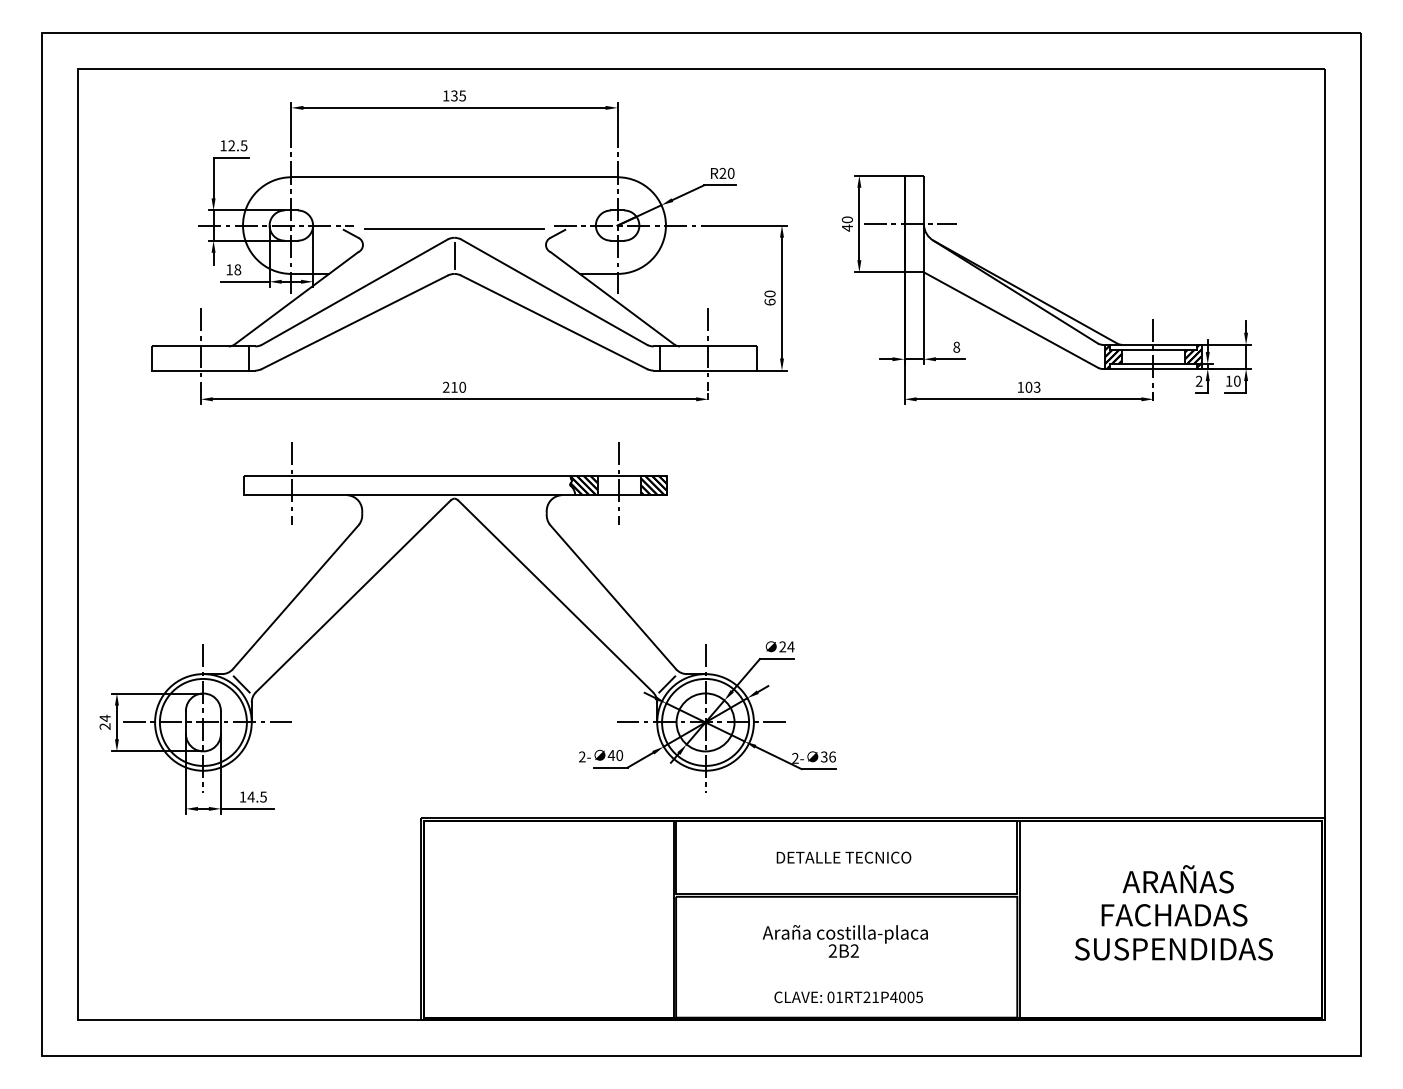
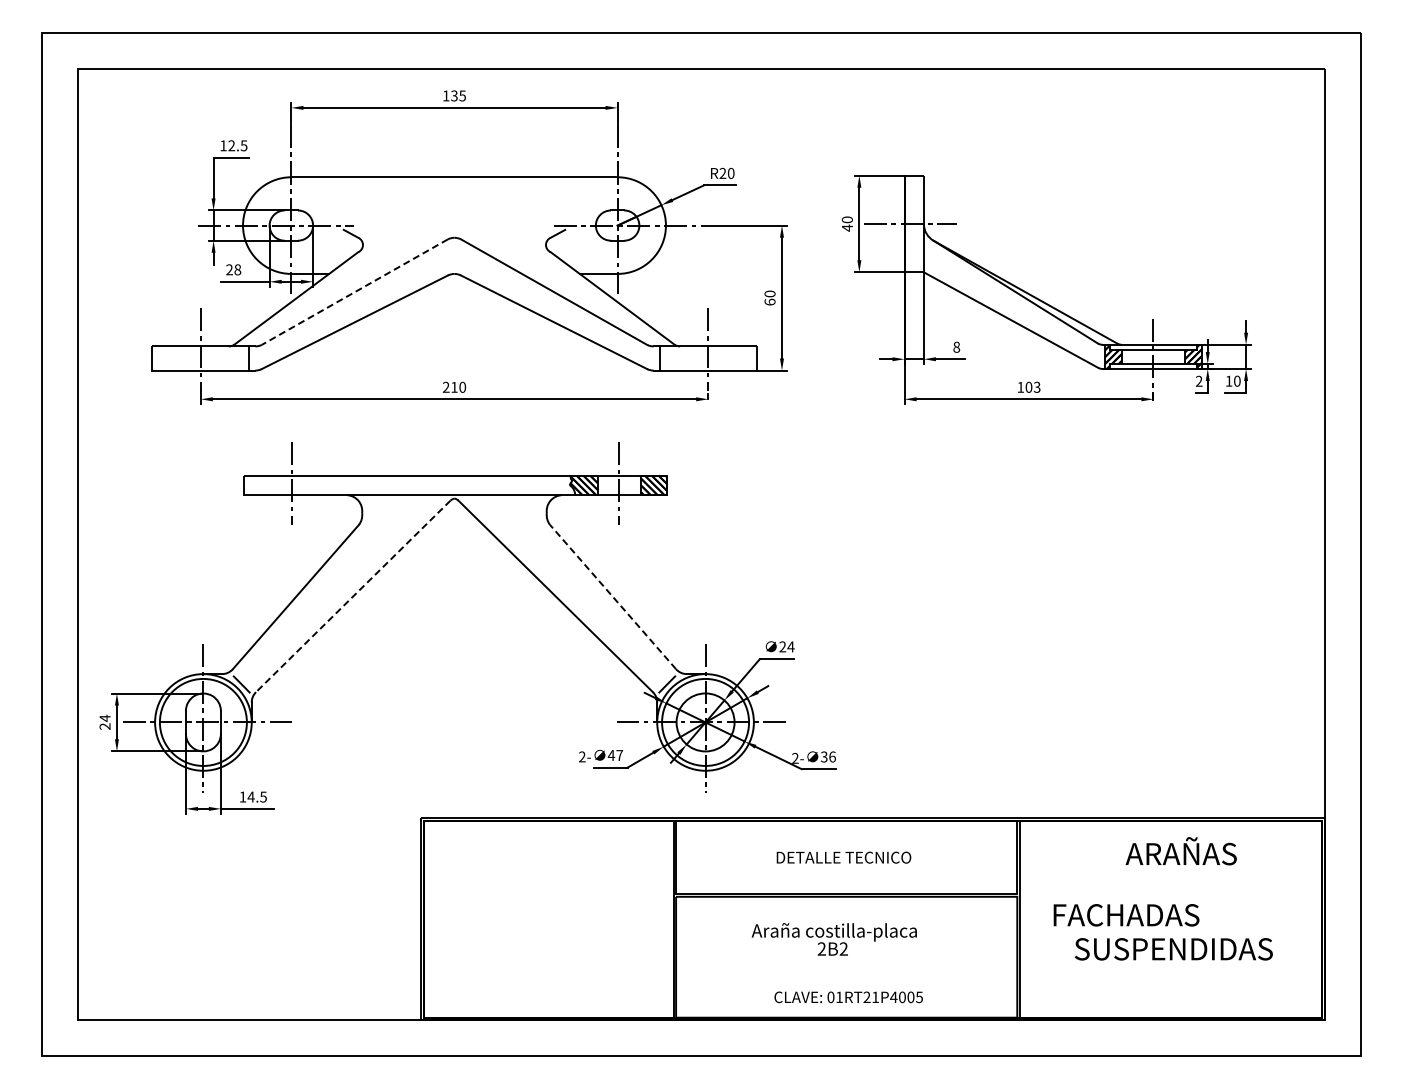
line: present -> none (454, 229)
line: present -> none (454, 255)
text: 18 -> 28 (229, 269)
line: solid -> dashed (354, 292)
line: solid -> dashed (352, 596)
line: solid -> dashed (613, 597)
text: 40 -> 47 (619, 755)
text position: (1177, 879) -> (1180, 851) (1180, 851)
text position: (1174, 915) -> (1126, 915) (1126, 915)
text position: (844, 941) -> (833, 939) (833, 939)
